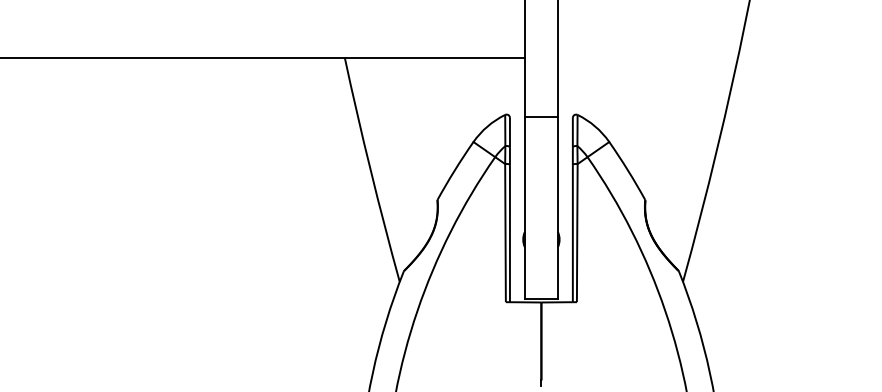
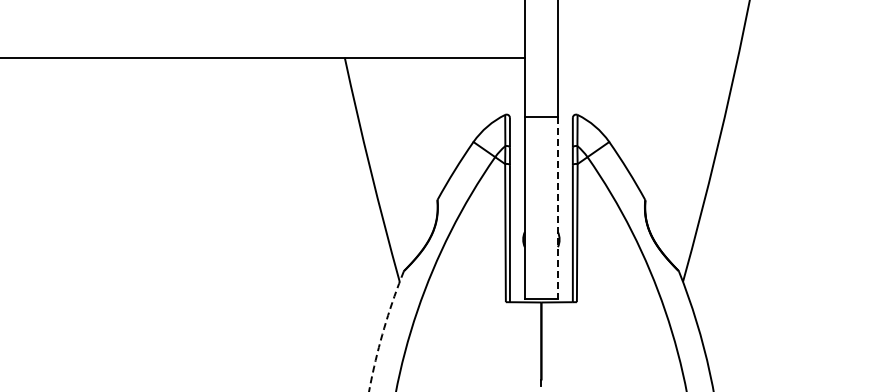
line: solid -> dashed (557, 208)
arc: solid -> dashed (383, 330)
